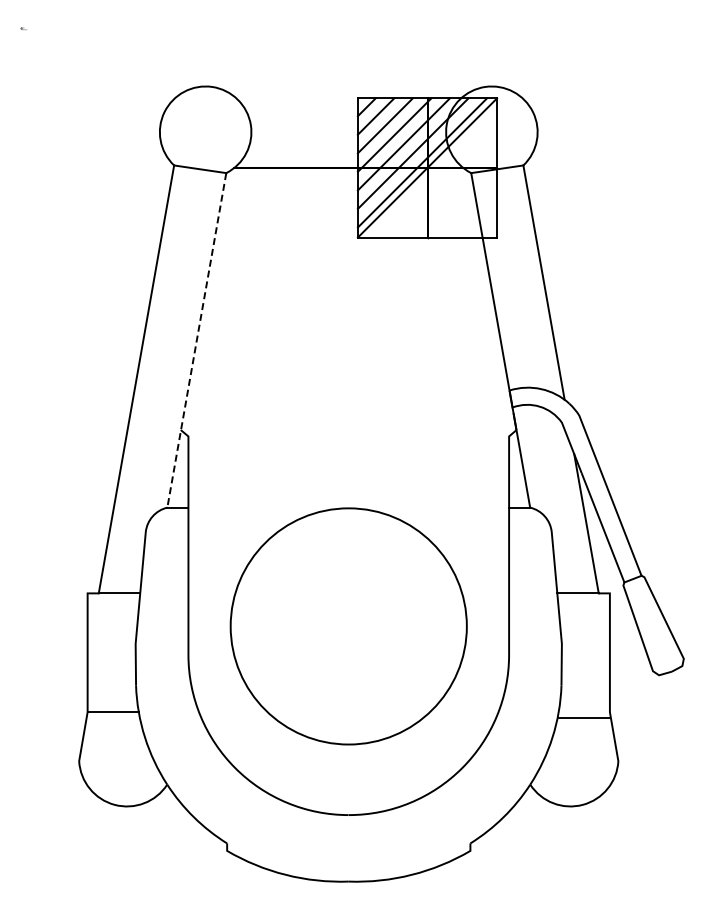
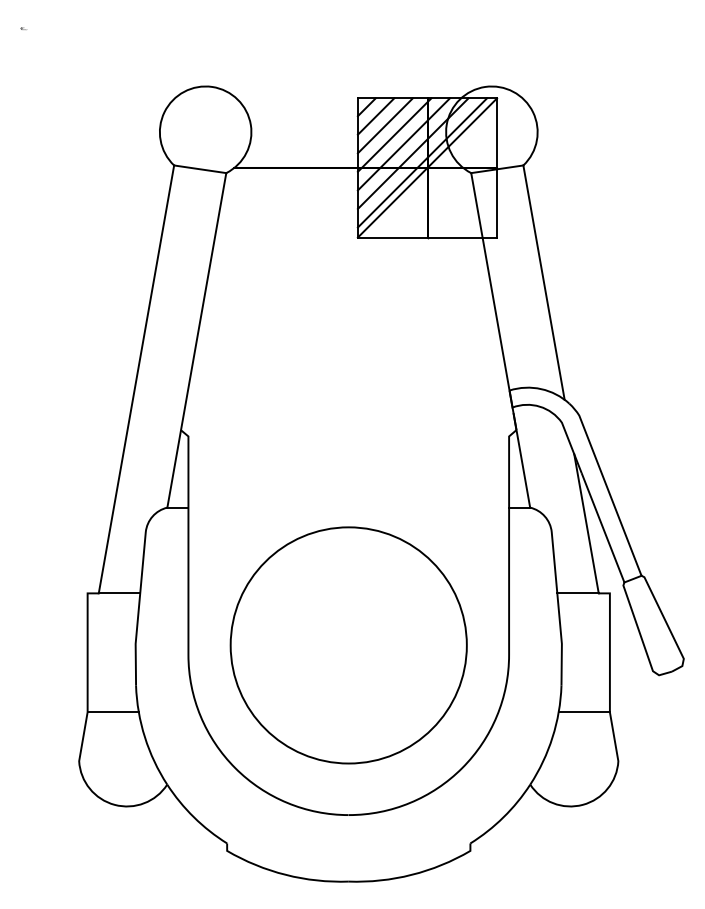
line: dashed -> solid (196, 340)
circle position: (348, 626) -> (348, 645) (348, 645)
line position: (583, 718) -> (583, 712) (583, 712)
